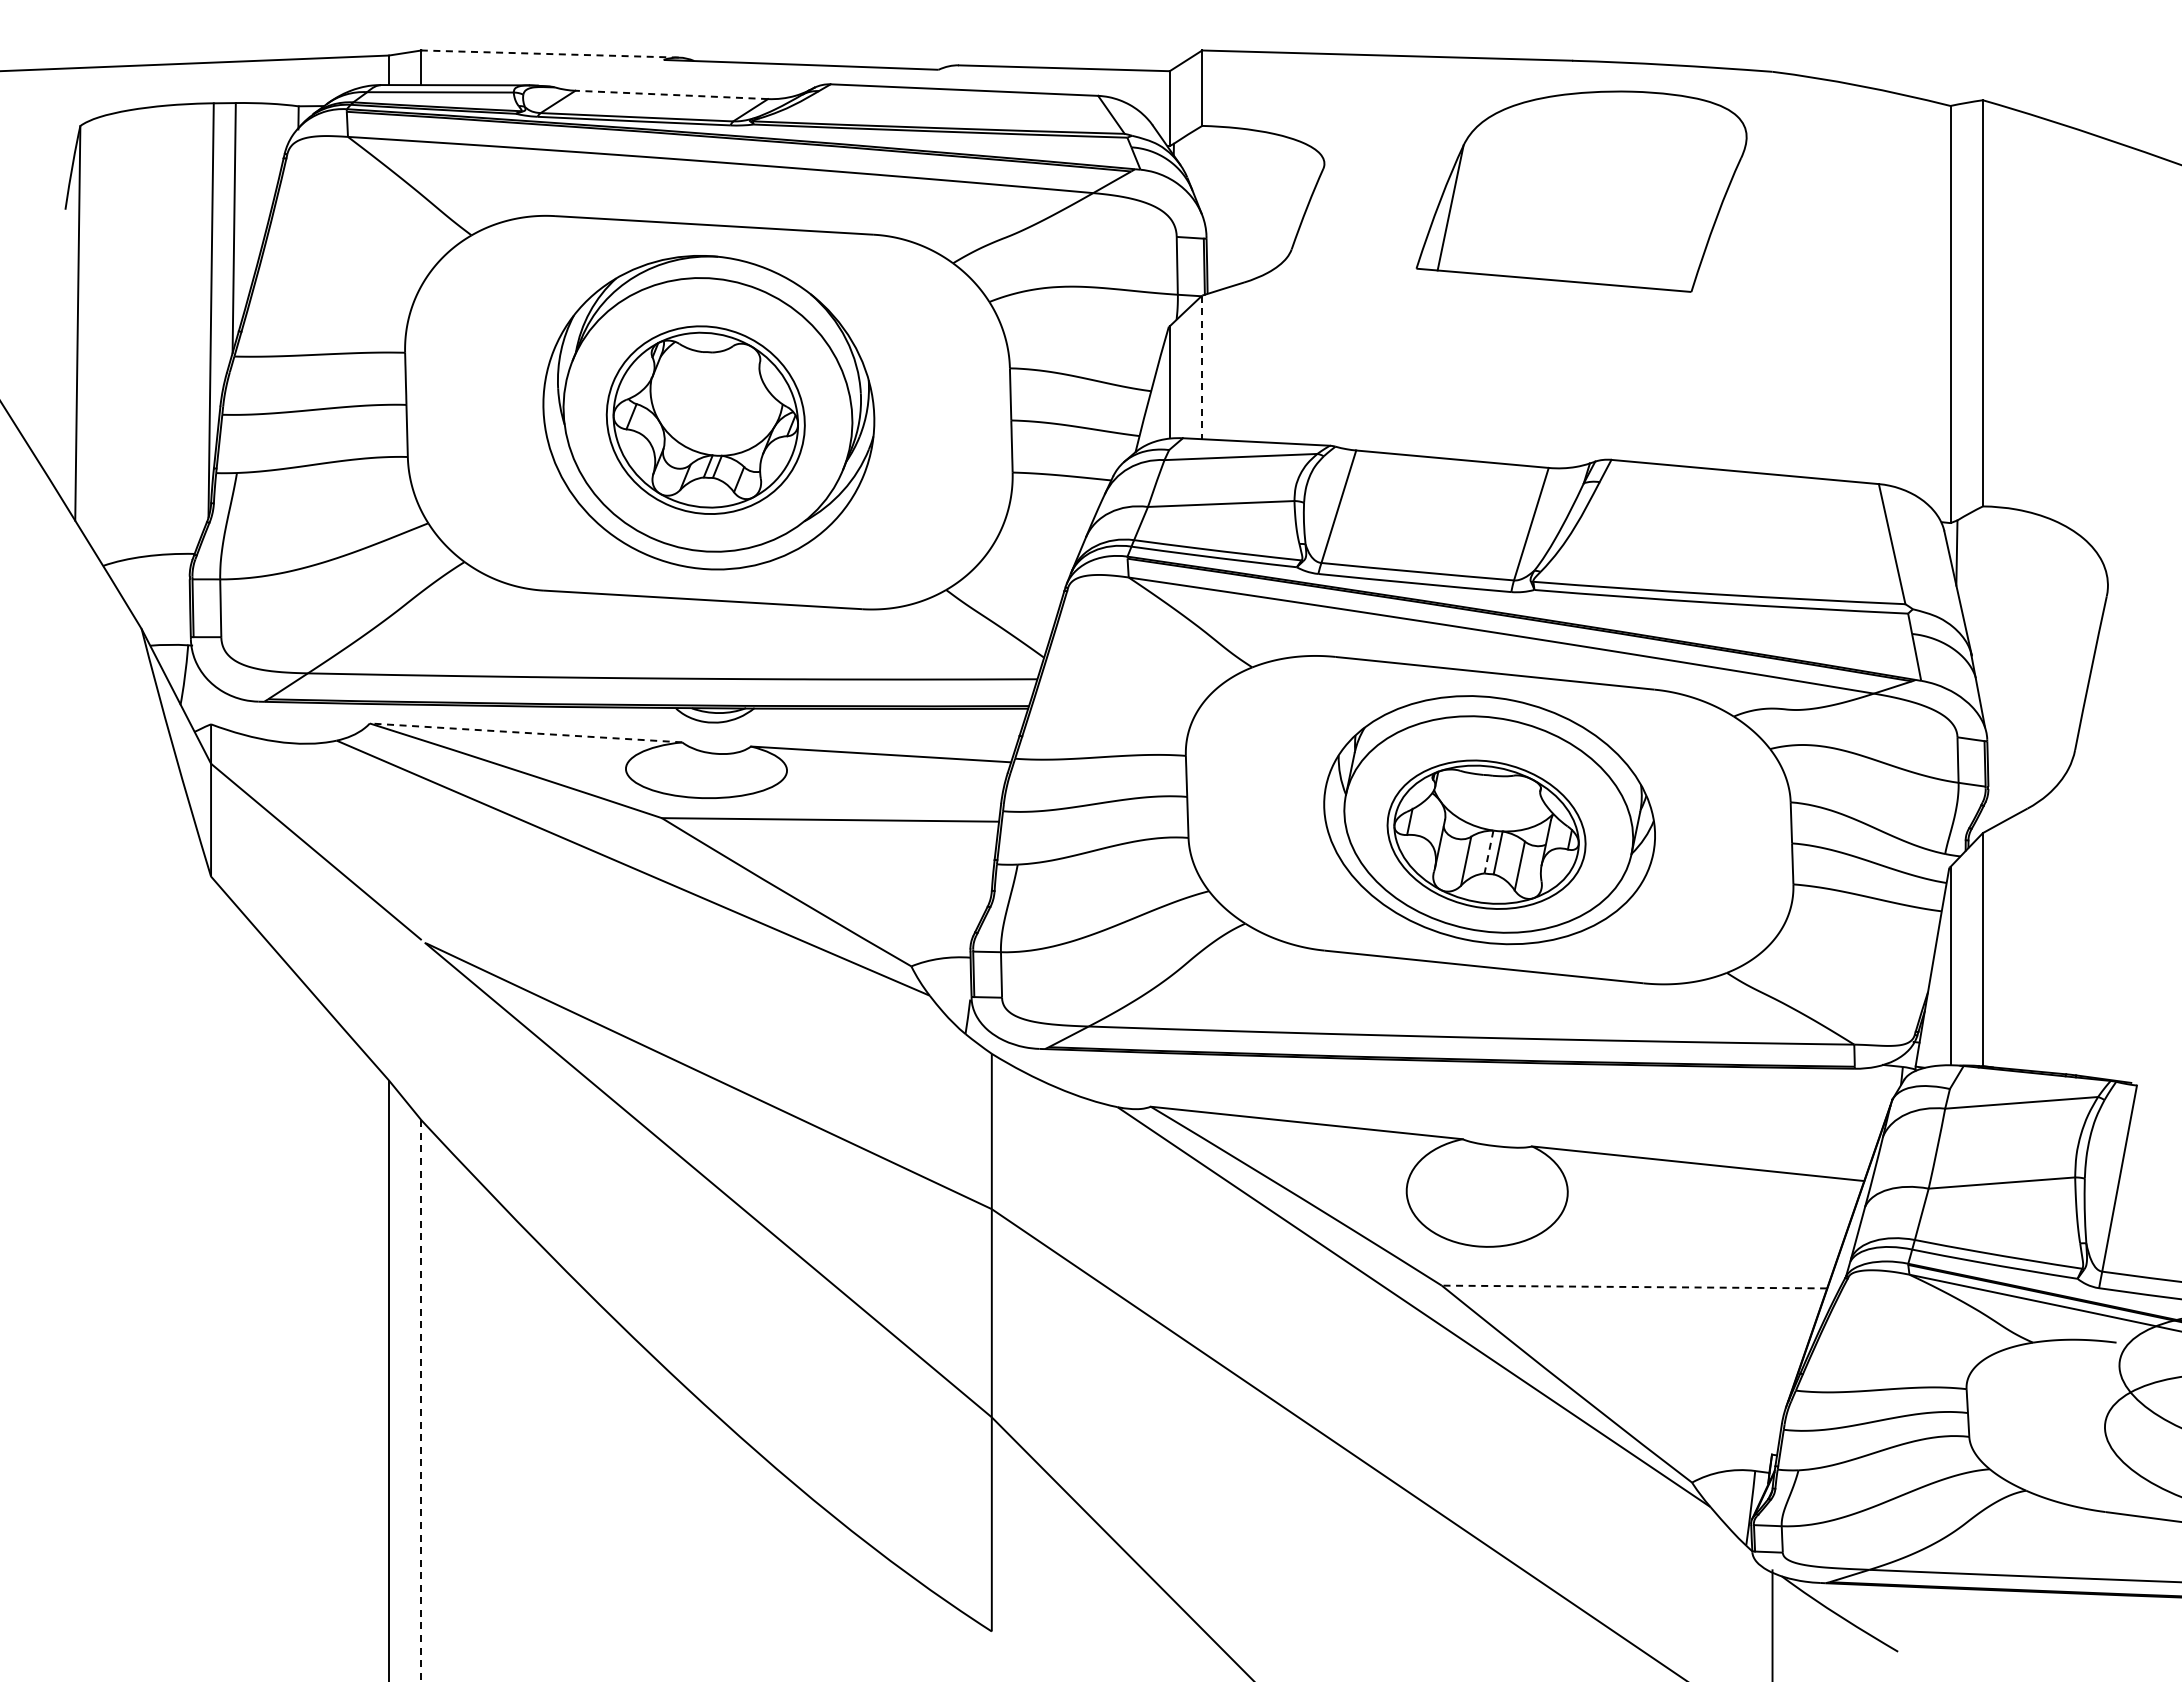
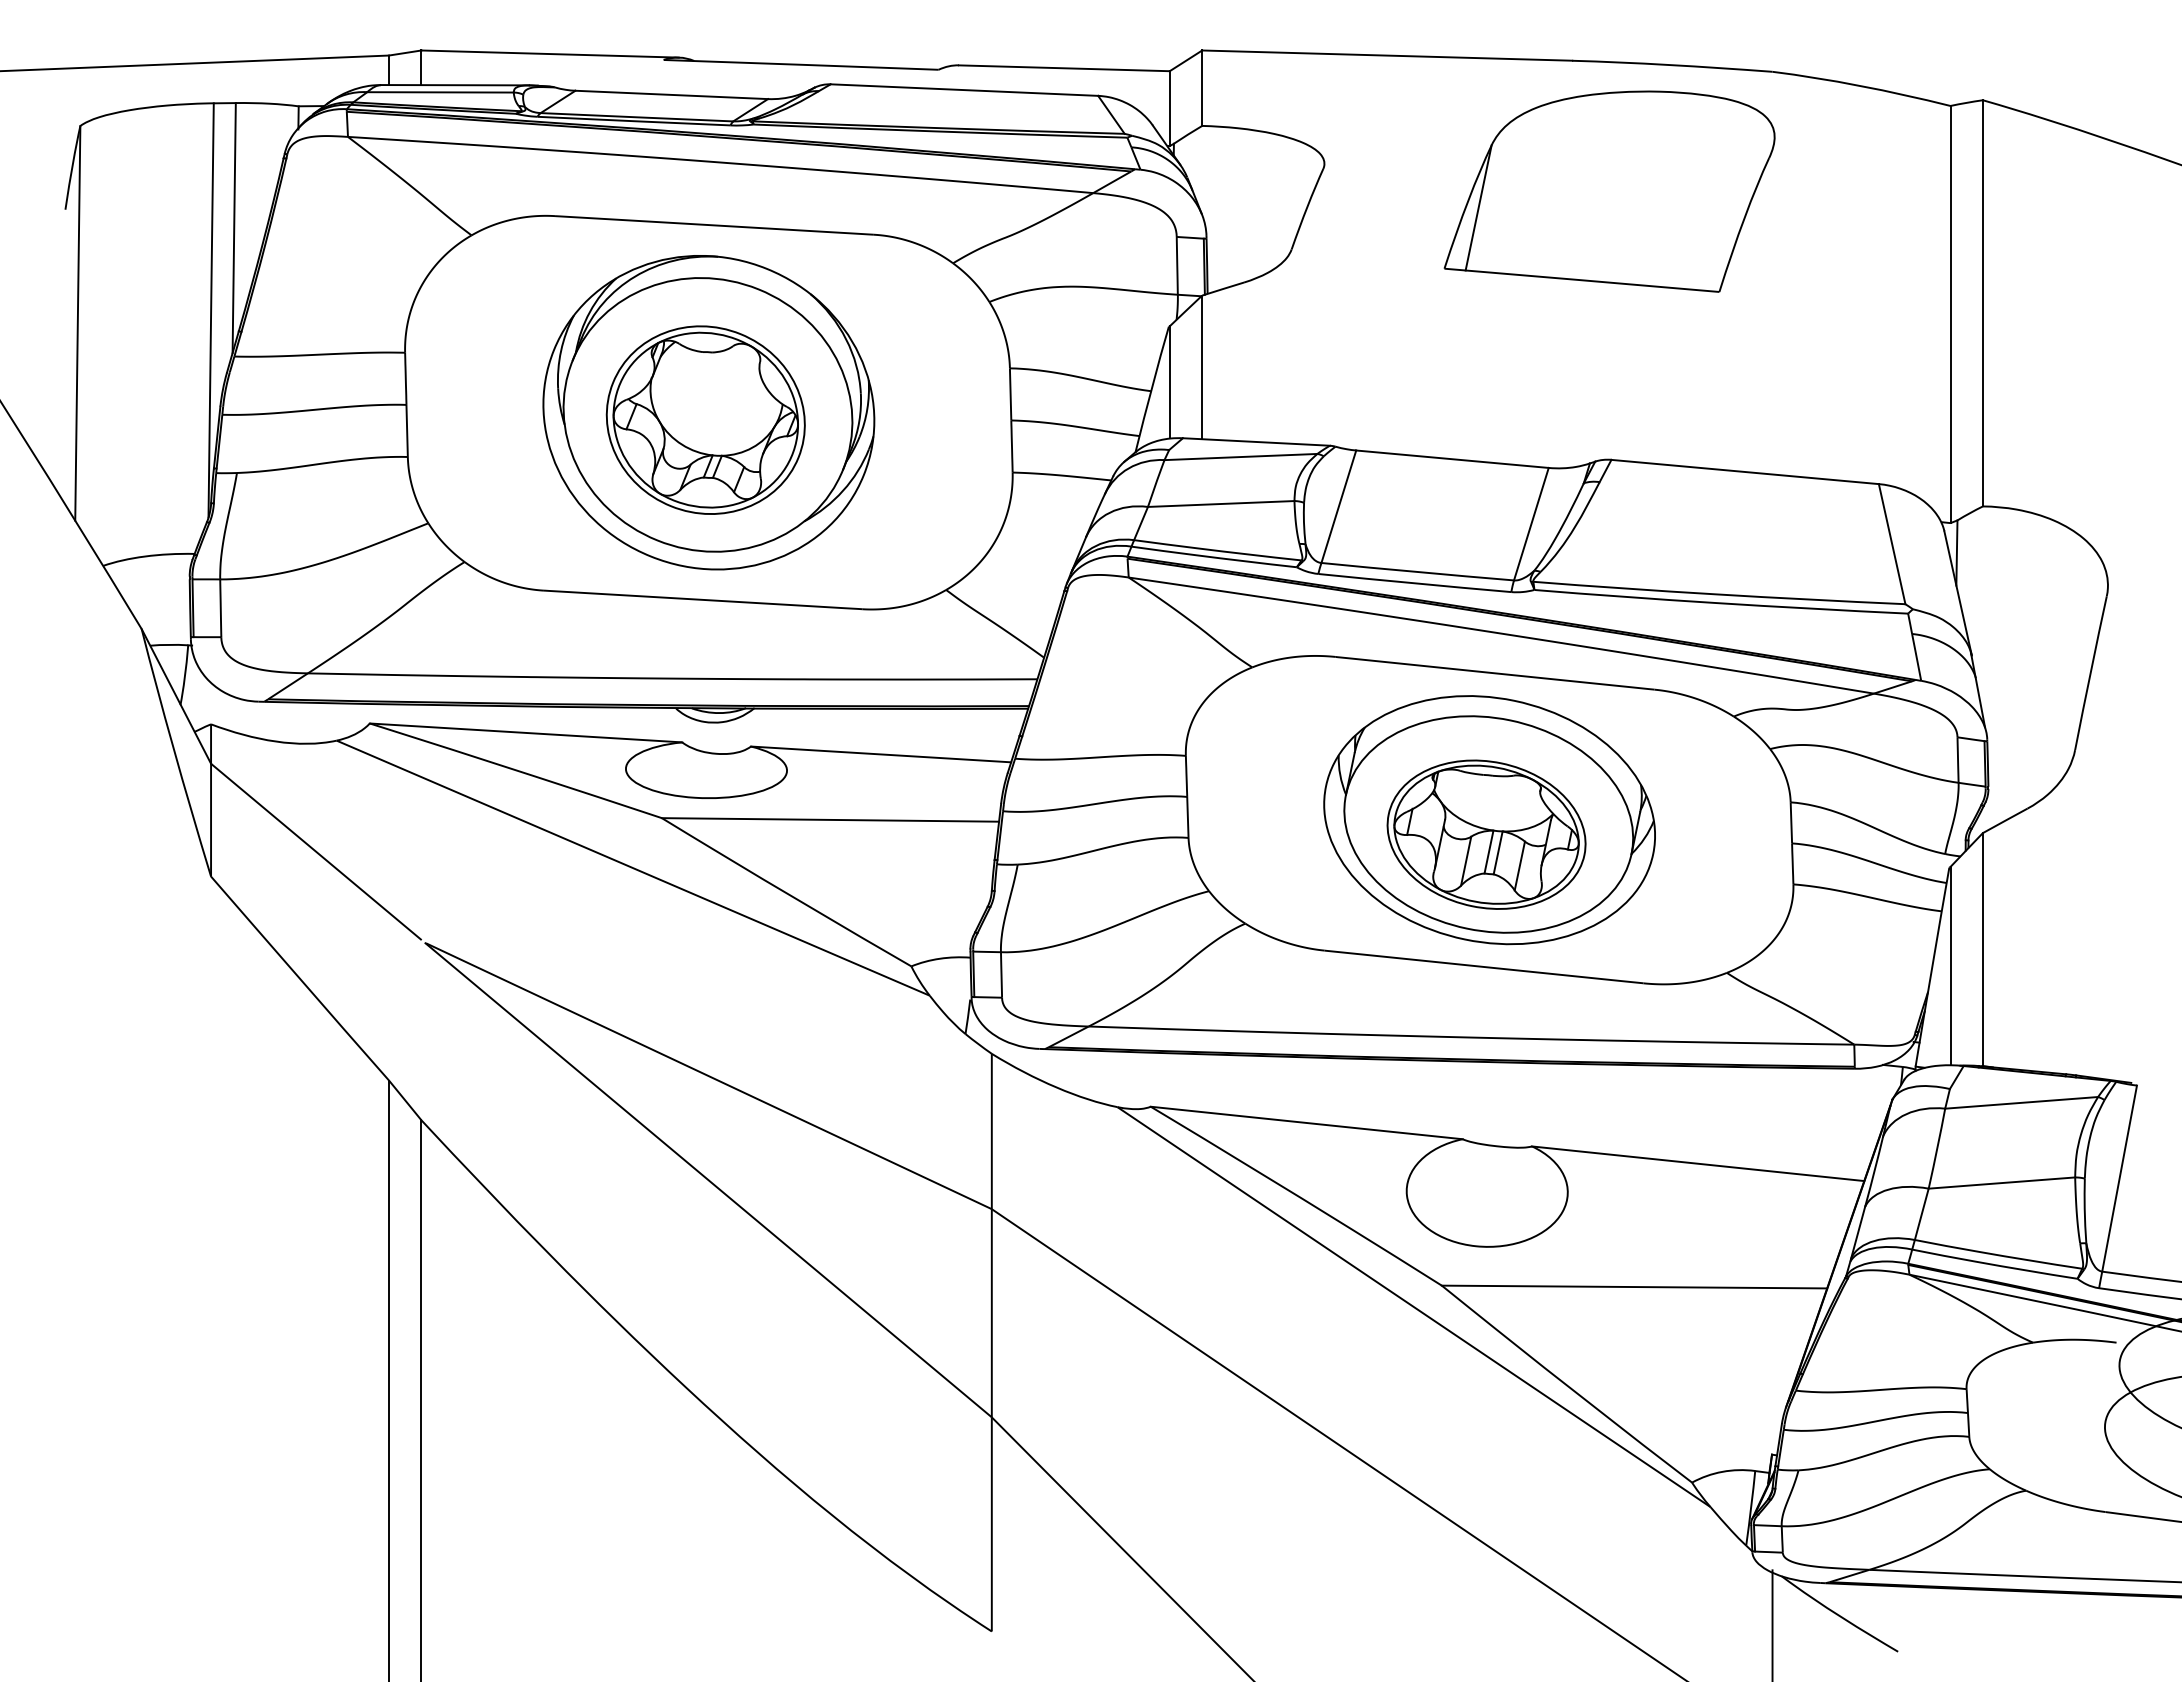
line: dashed -> solid (550, 54)
line: dashed -> solid (671, 94)
part position: (1581, 191) -> (1609, 191) (1609, 191)
line: dashed -> solid (1202, 367)
line: dashed -> solid (525, 732)
line: dashed -> solid (1489, 852)
line: dashed -> solid (1634, 1287)
line: dashed -> solid (421, 1401)
